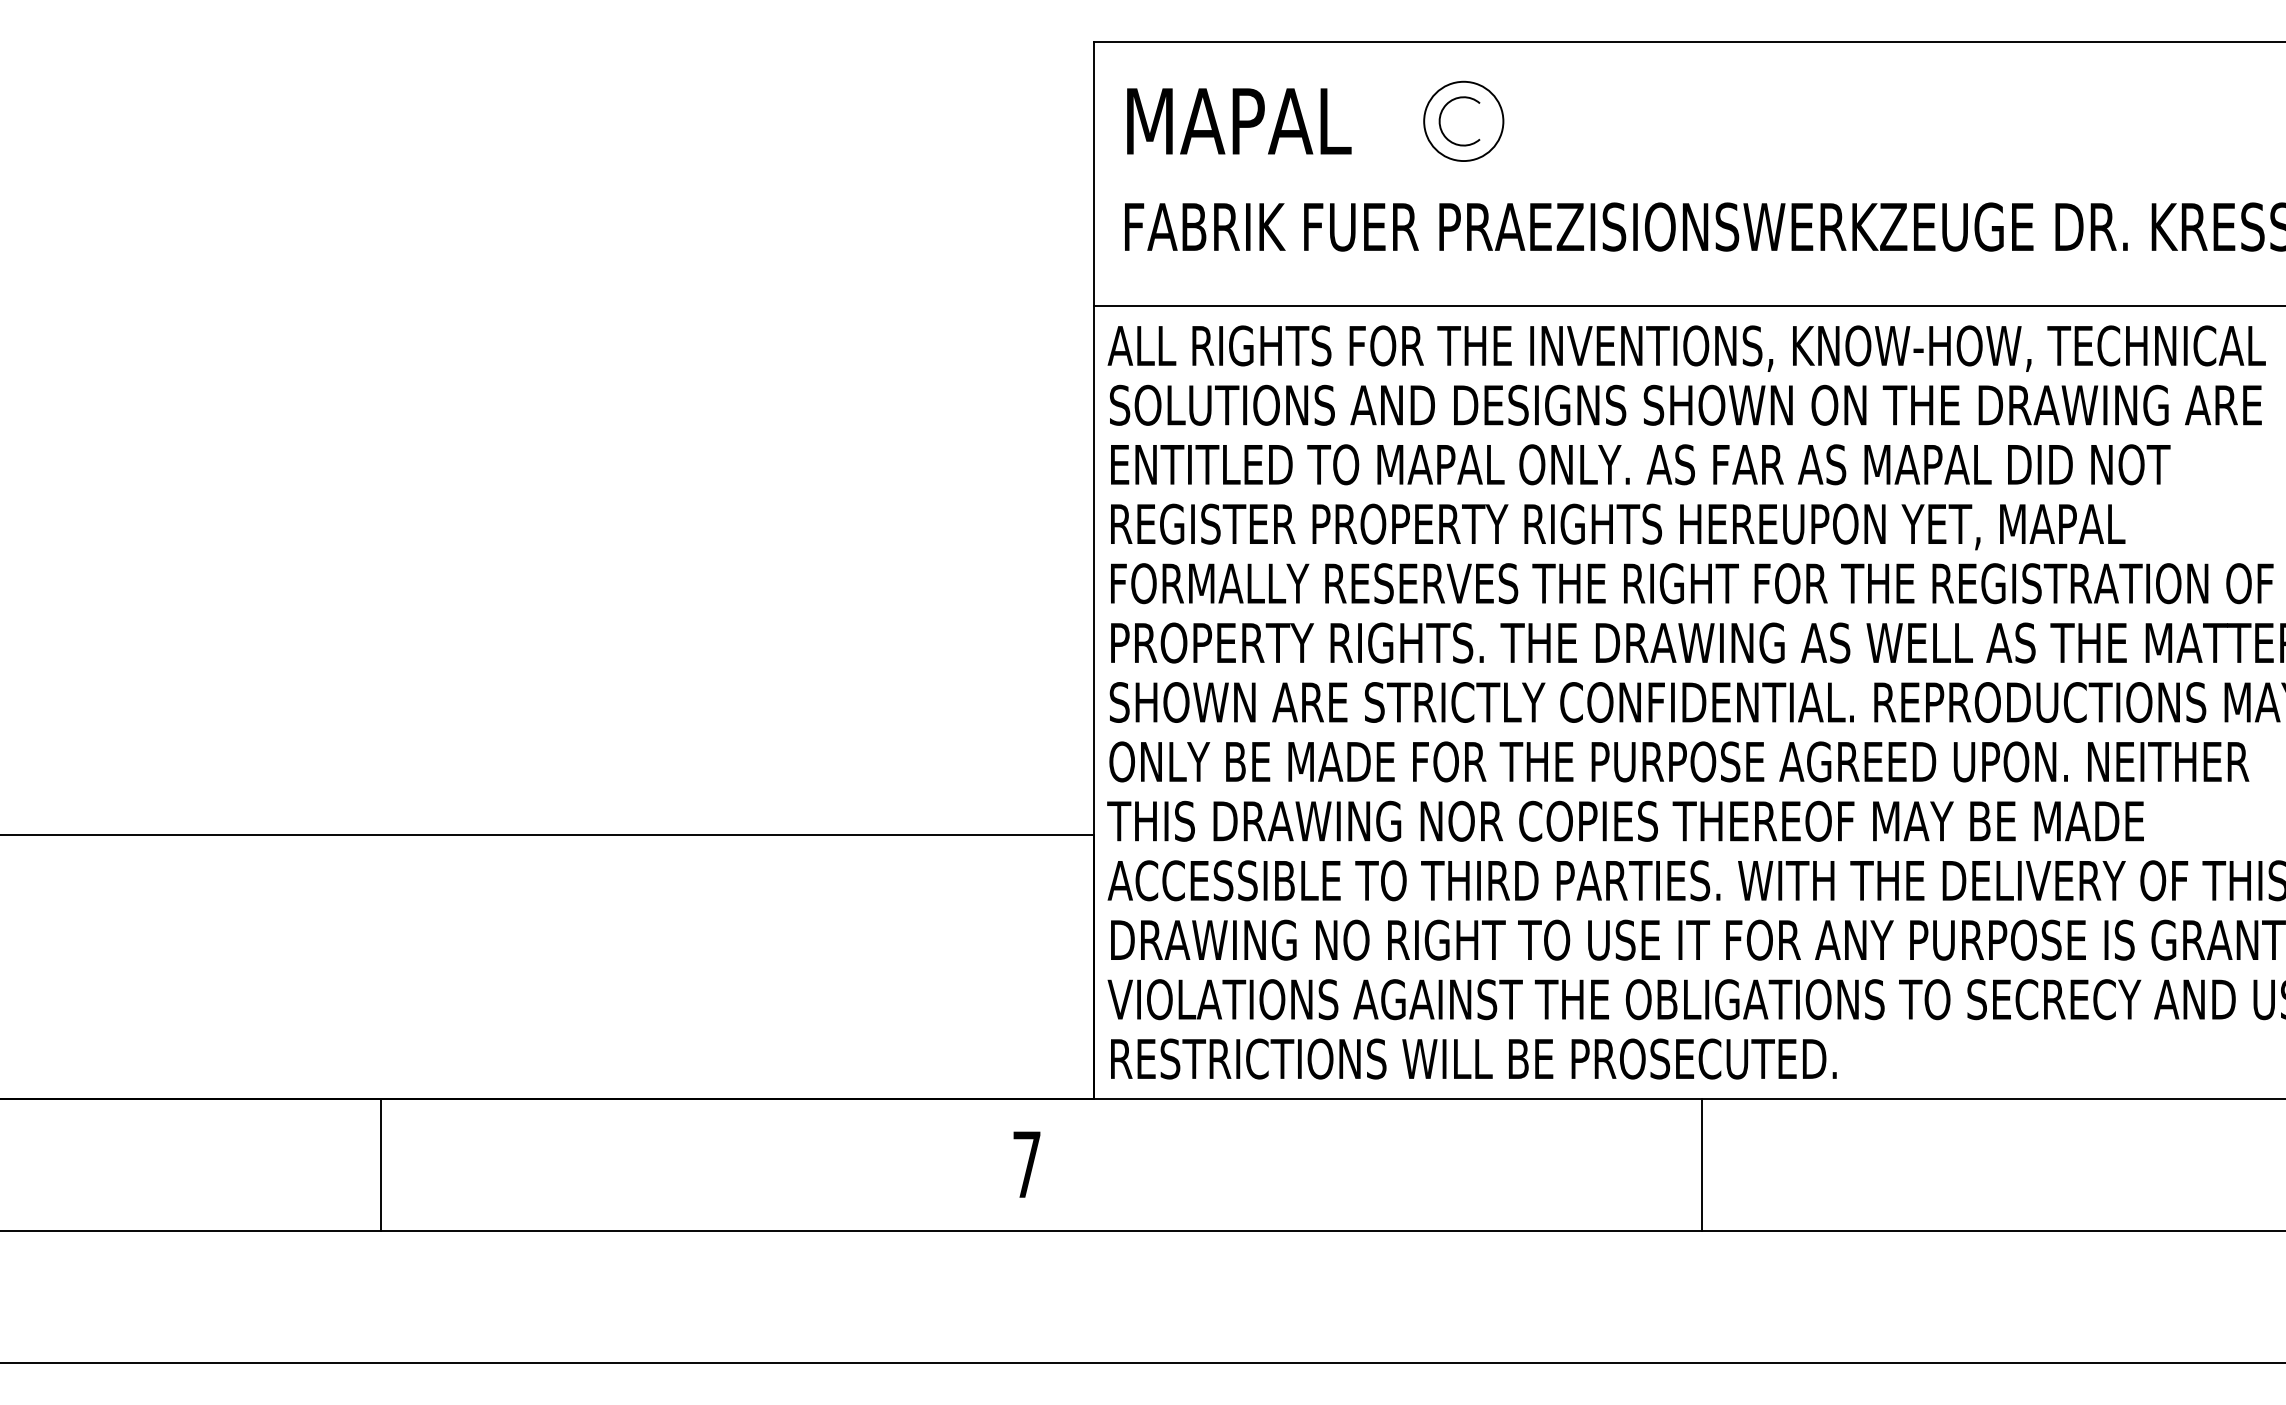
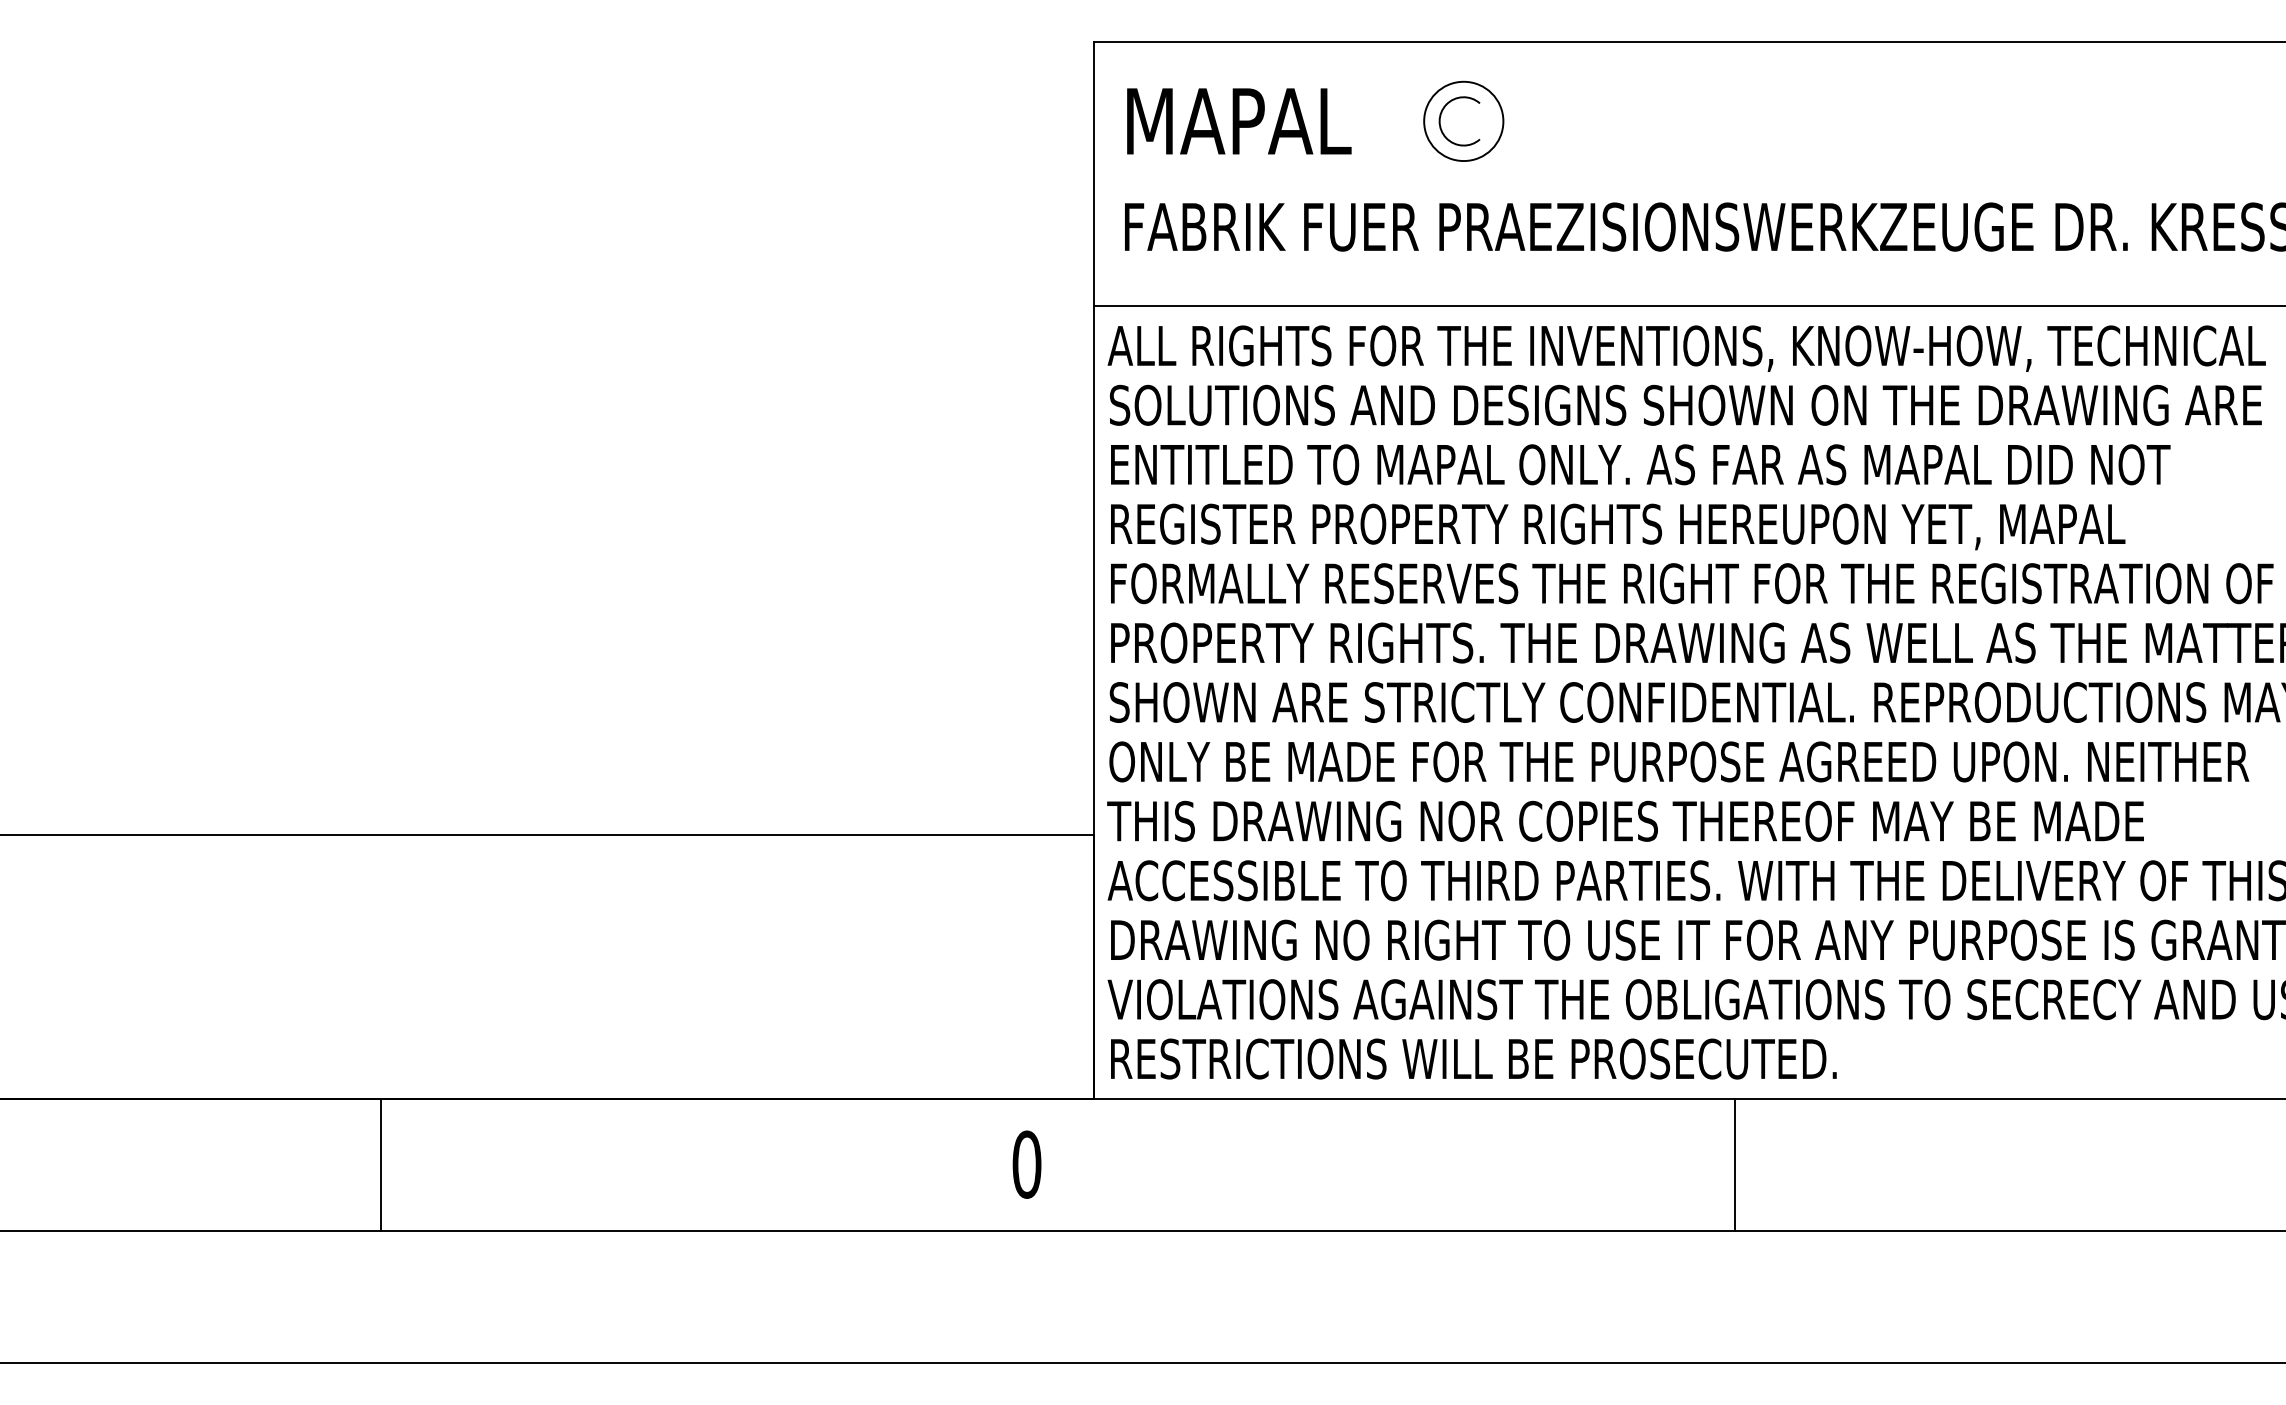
text: 7 -> 0 (1026, 1164)
line position: (1701, 1164) -> (1734, 1164) (1734, 1164)
